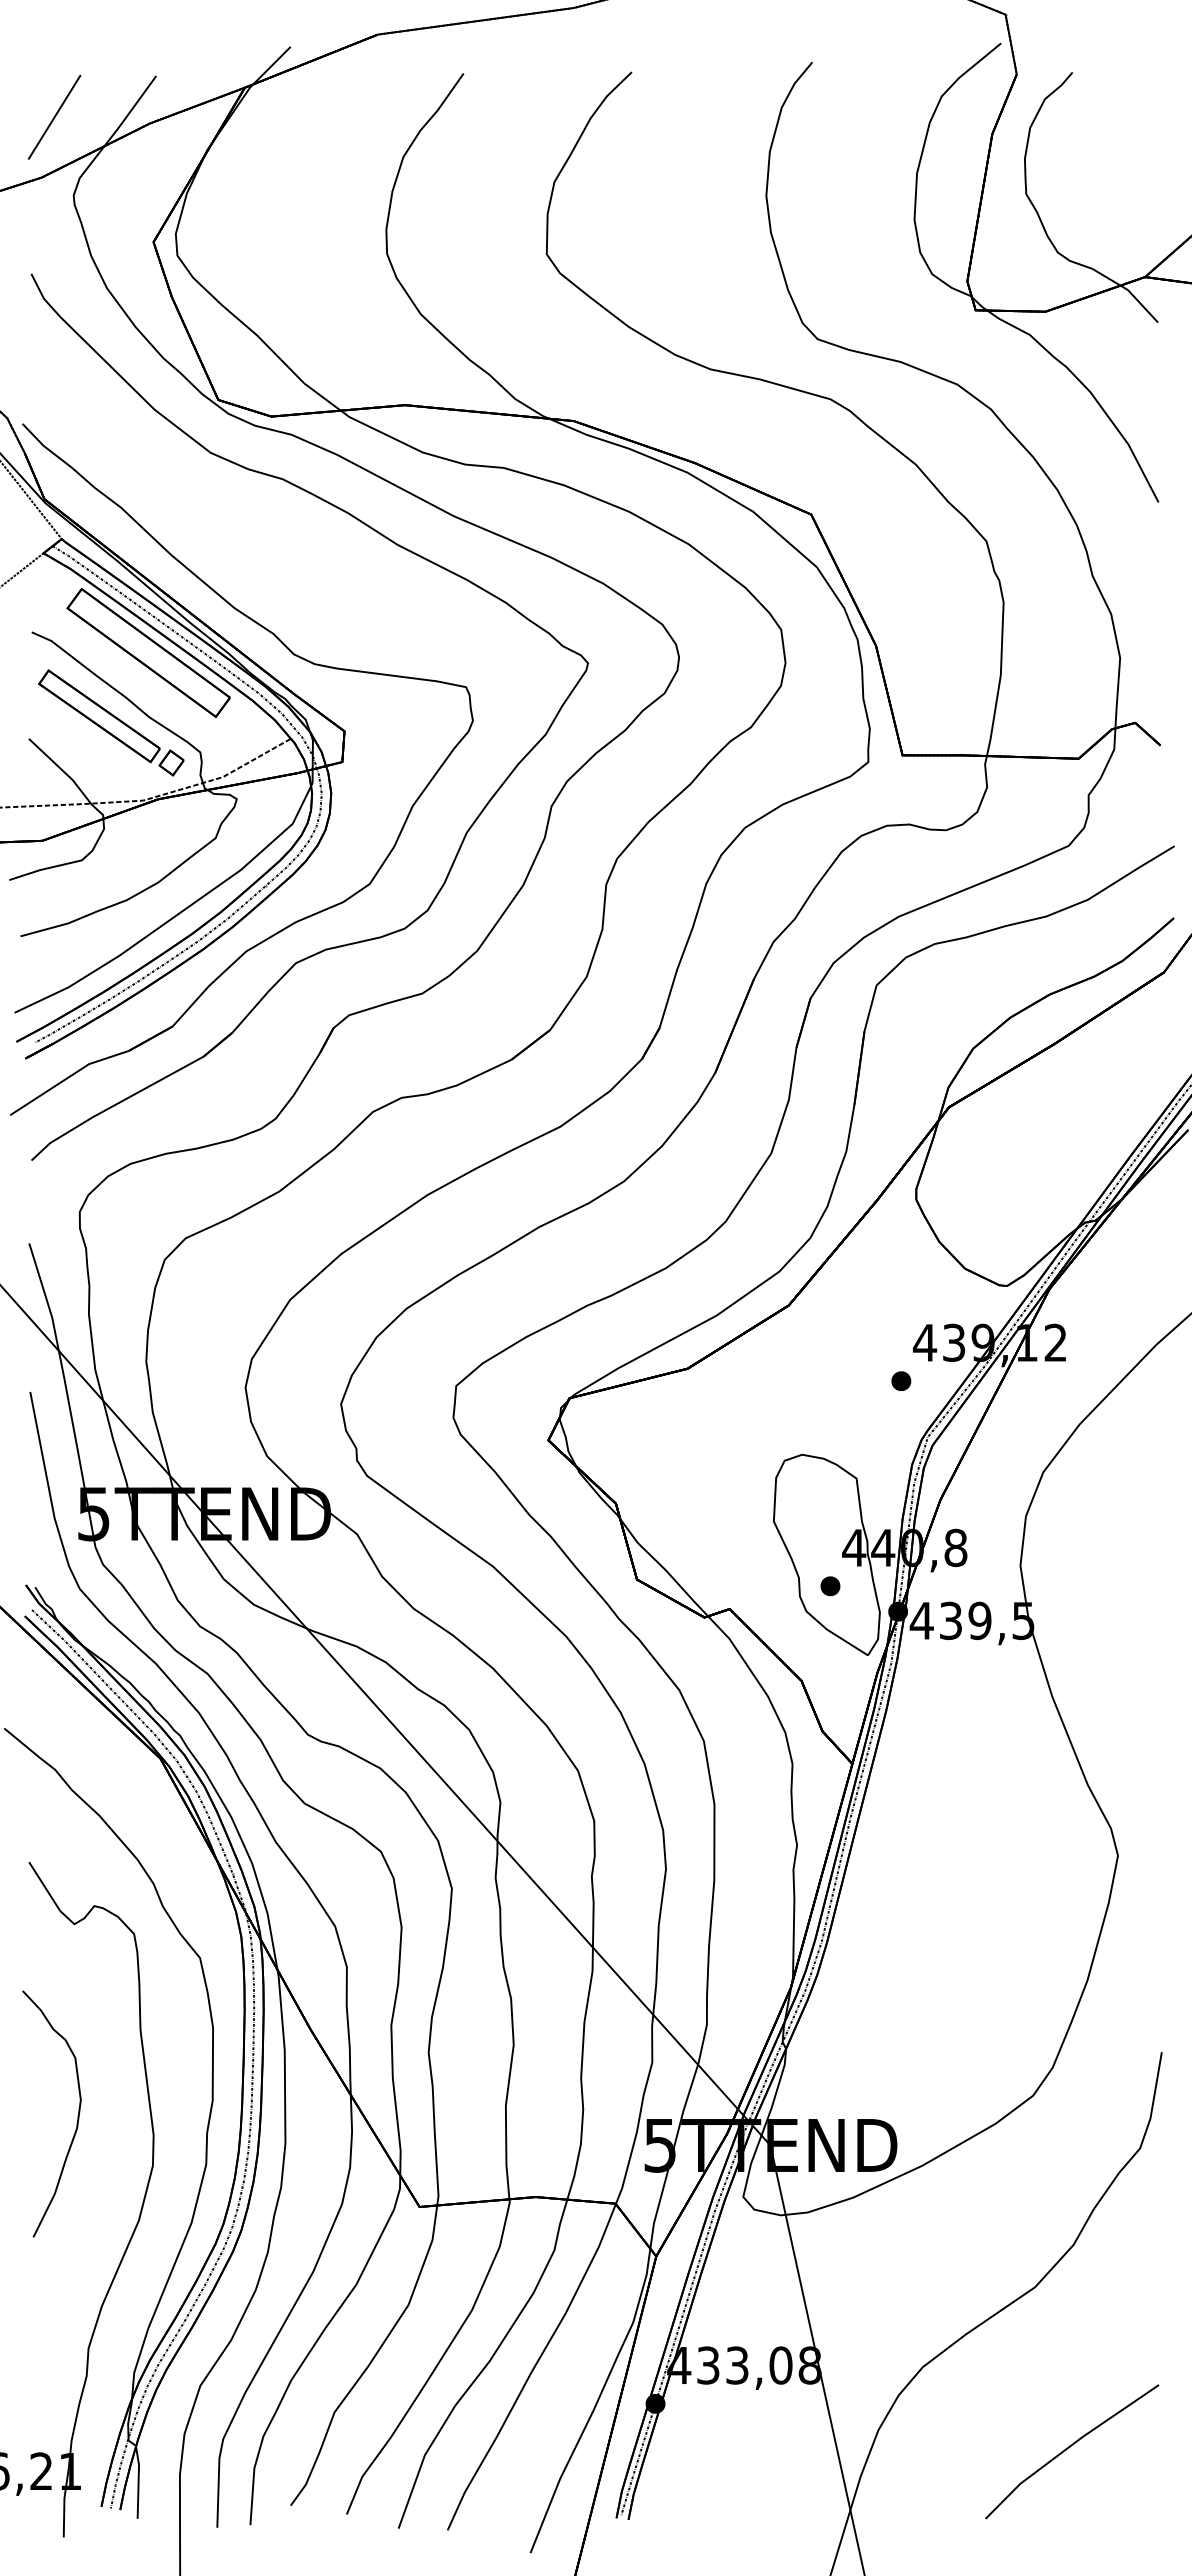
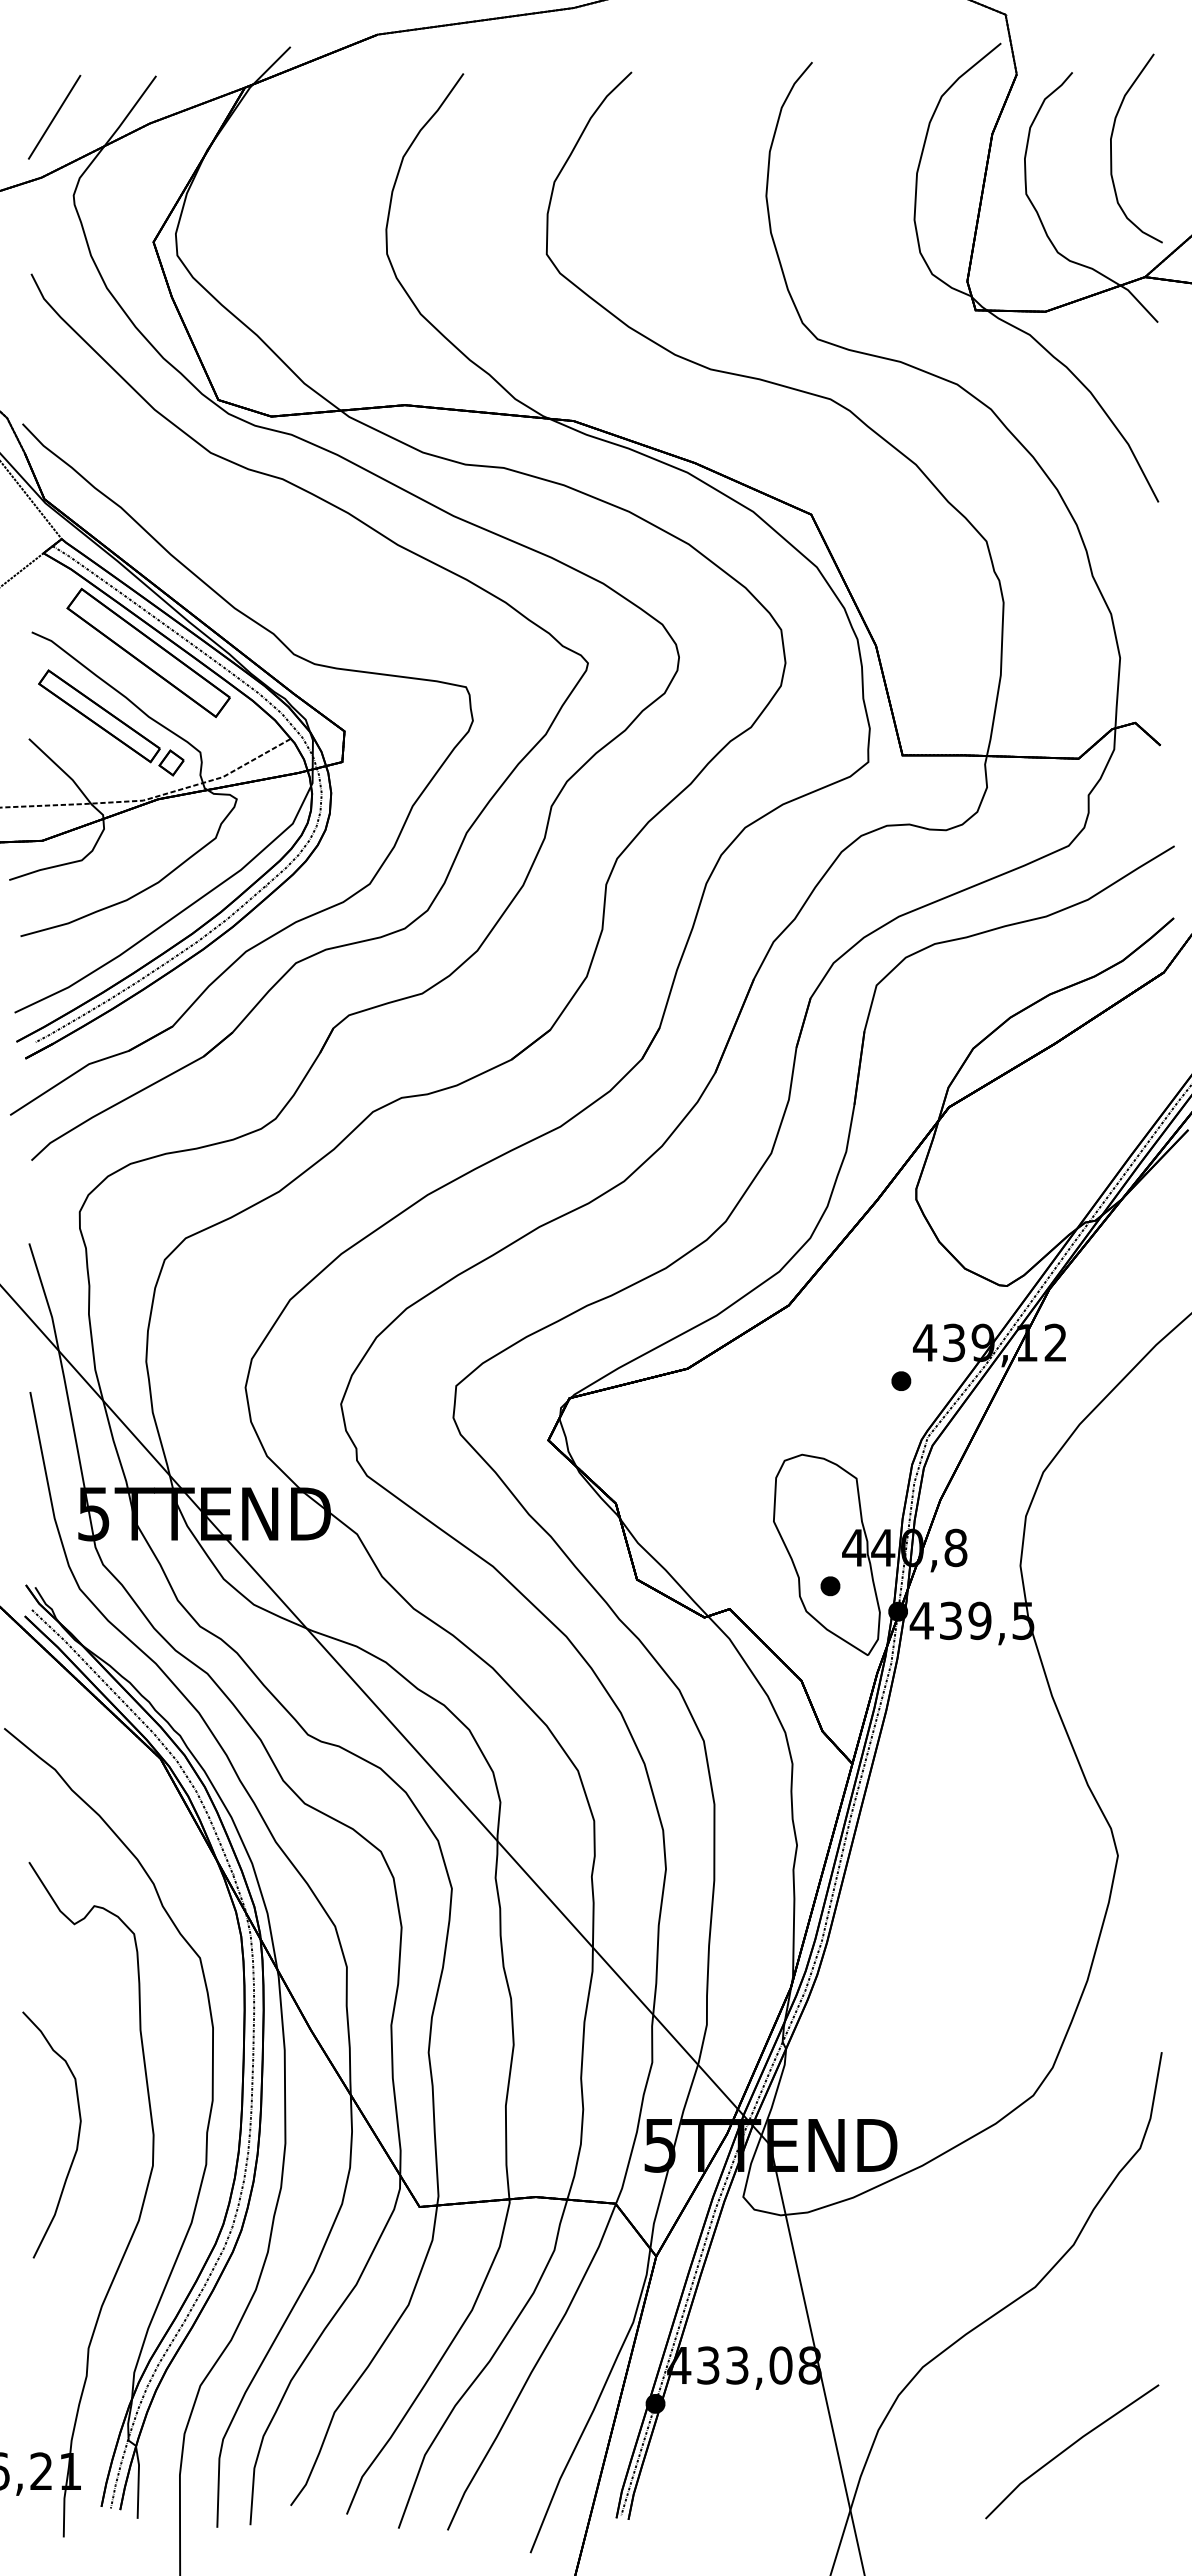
part: none -> present (1111, 148)
curve position: (77, 2115) -> (77, 2136) (77, 2136)
